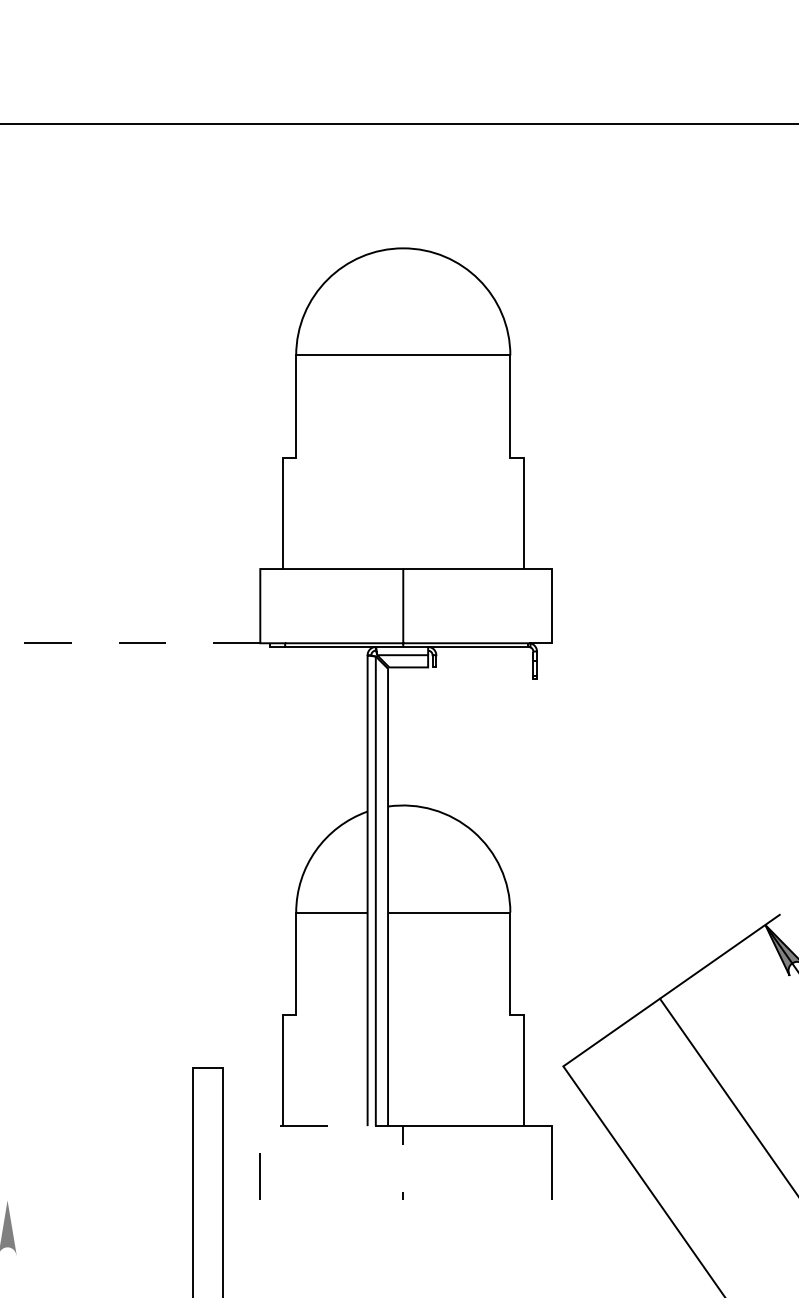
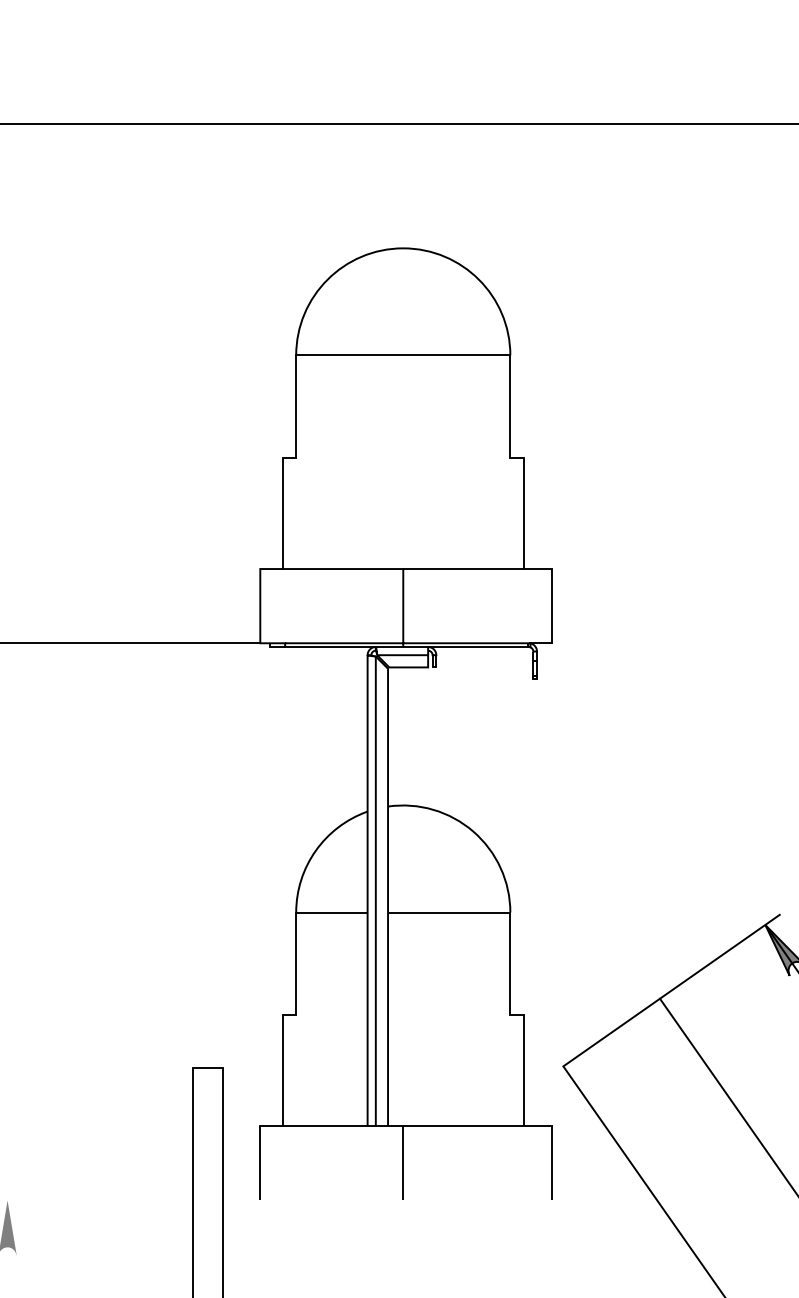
line: dashed -> solid (130, 643)
line: dashed -> solid (332, 1126)
